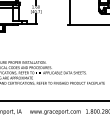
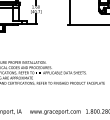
line: present -> none (54, 101)
